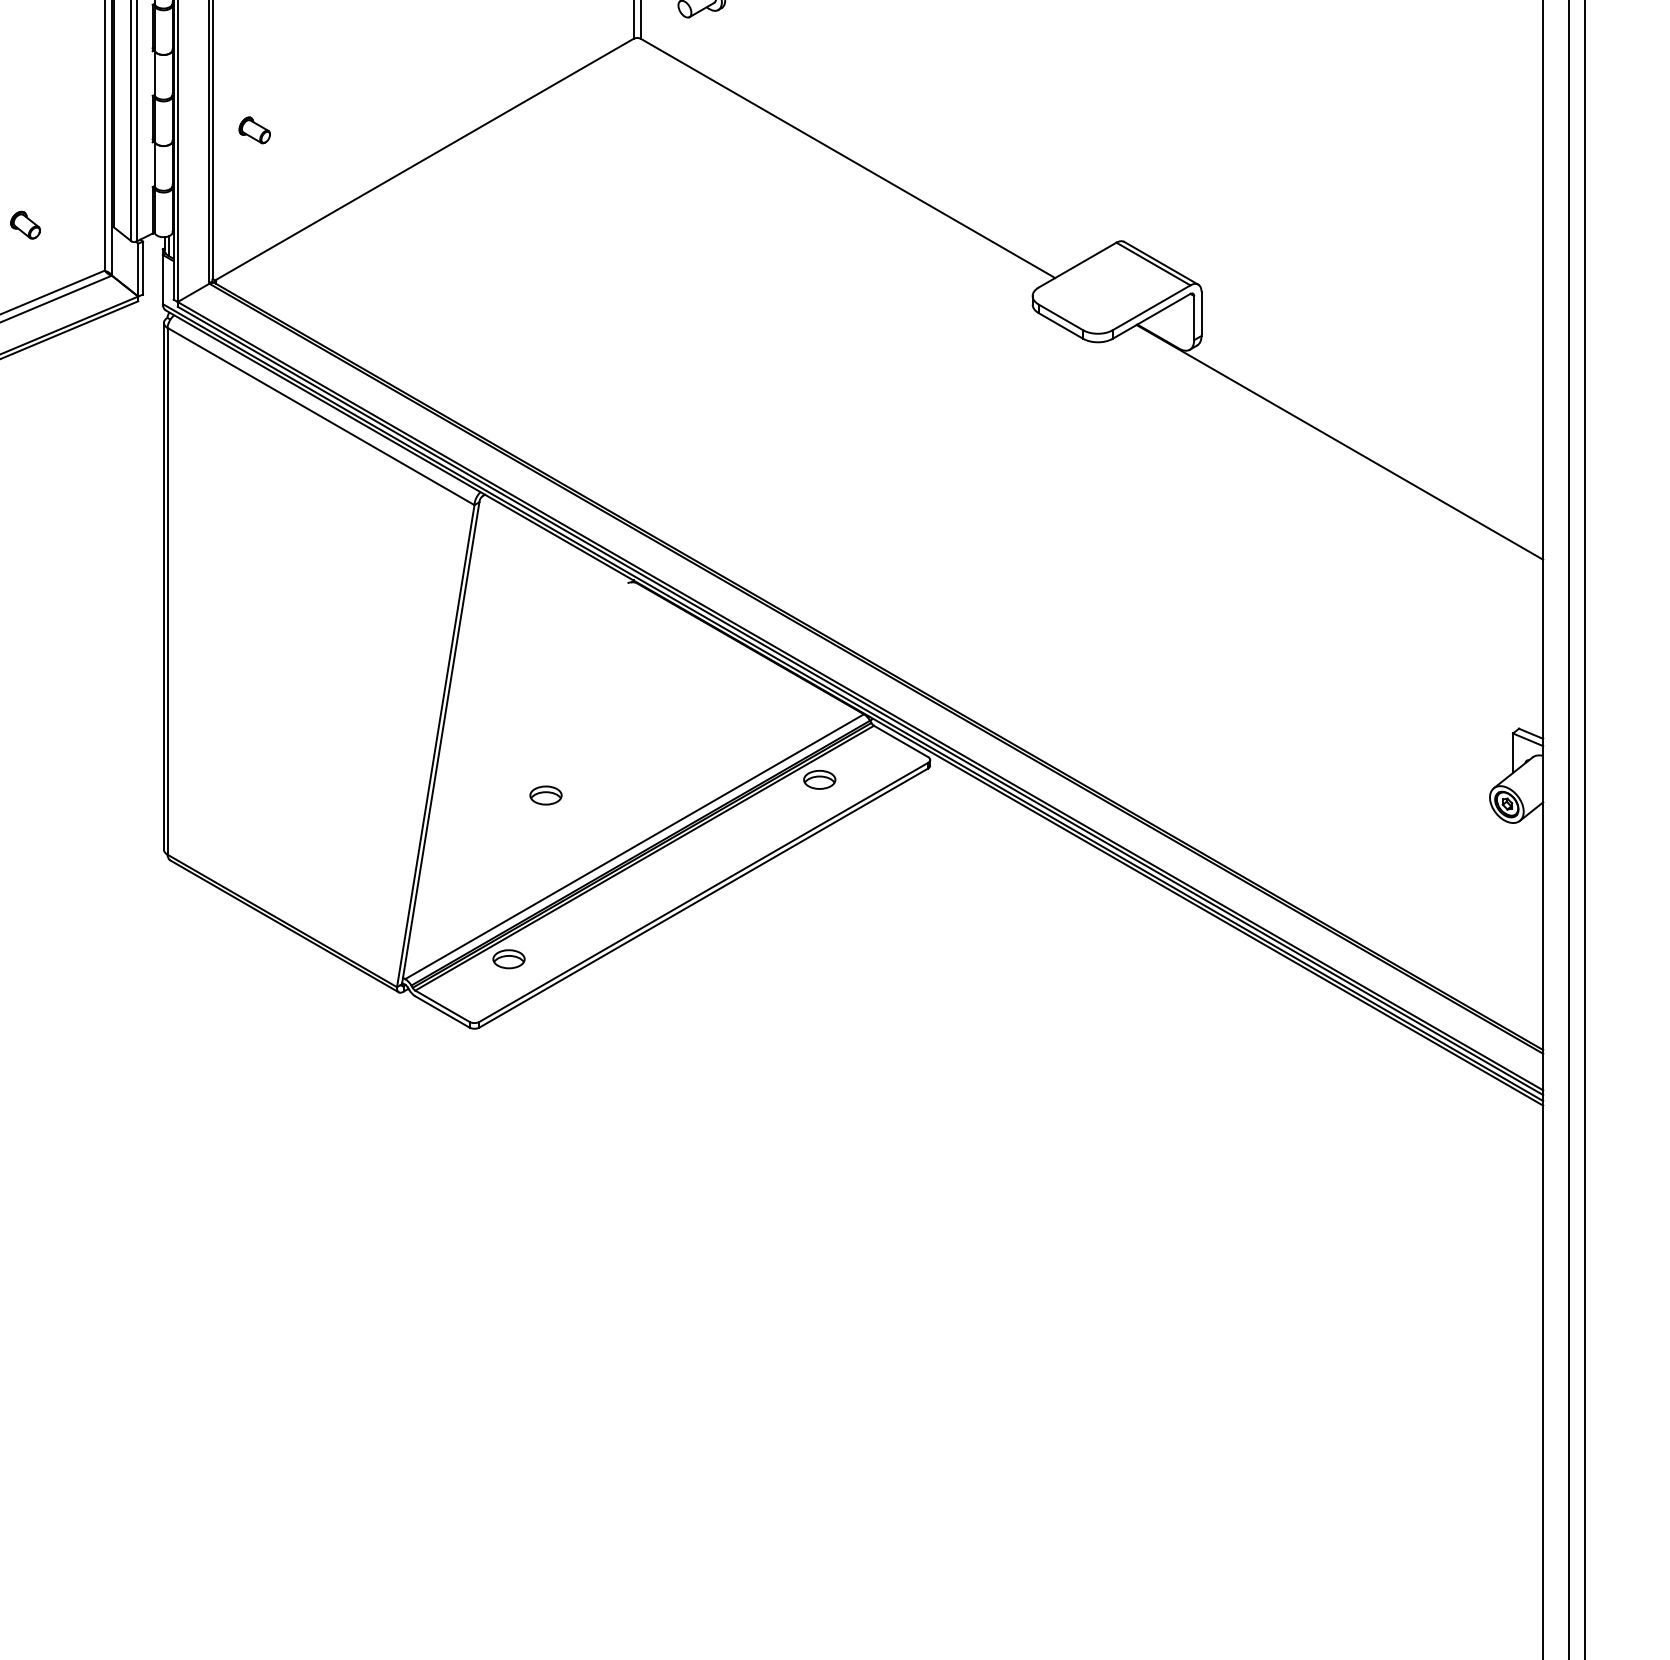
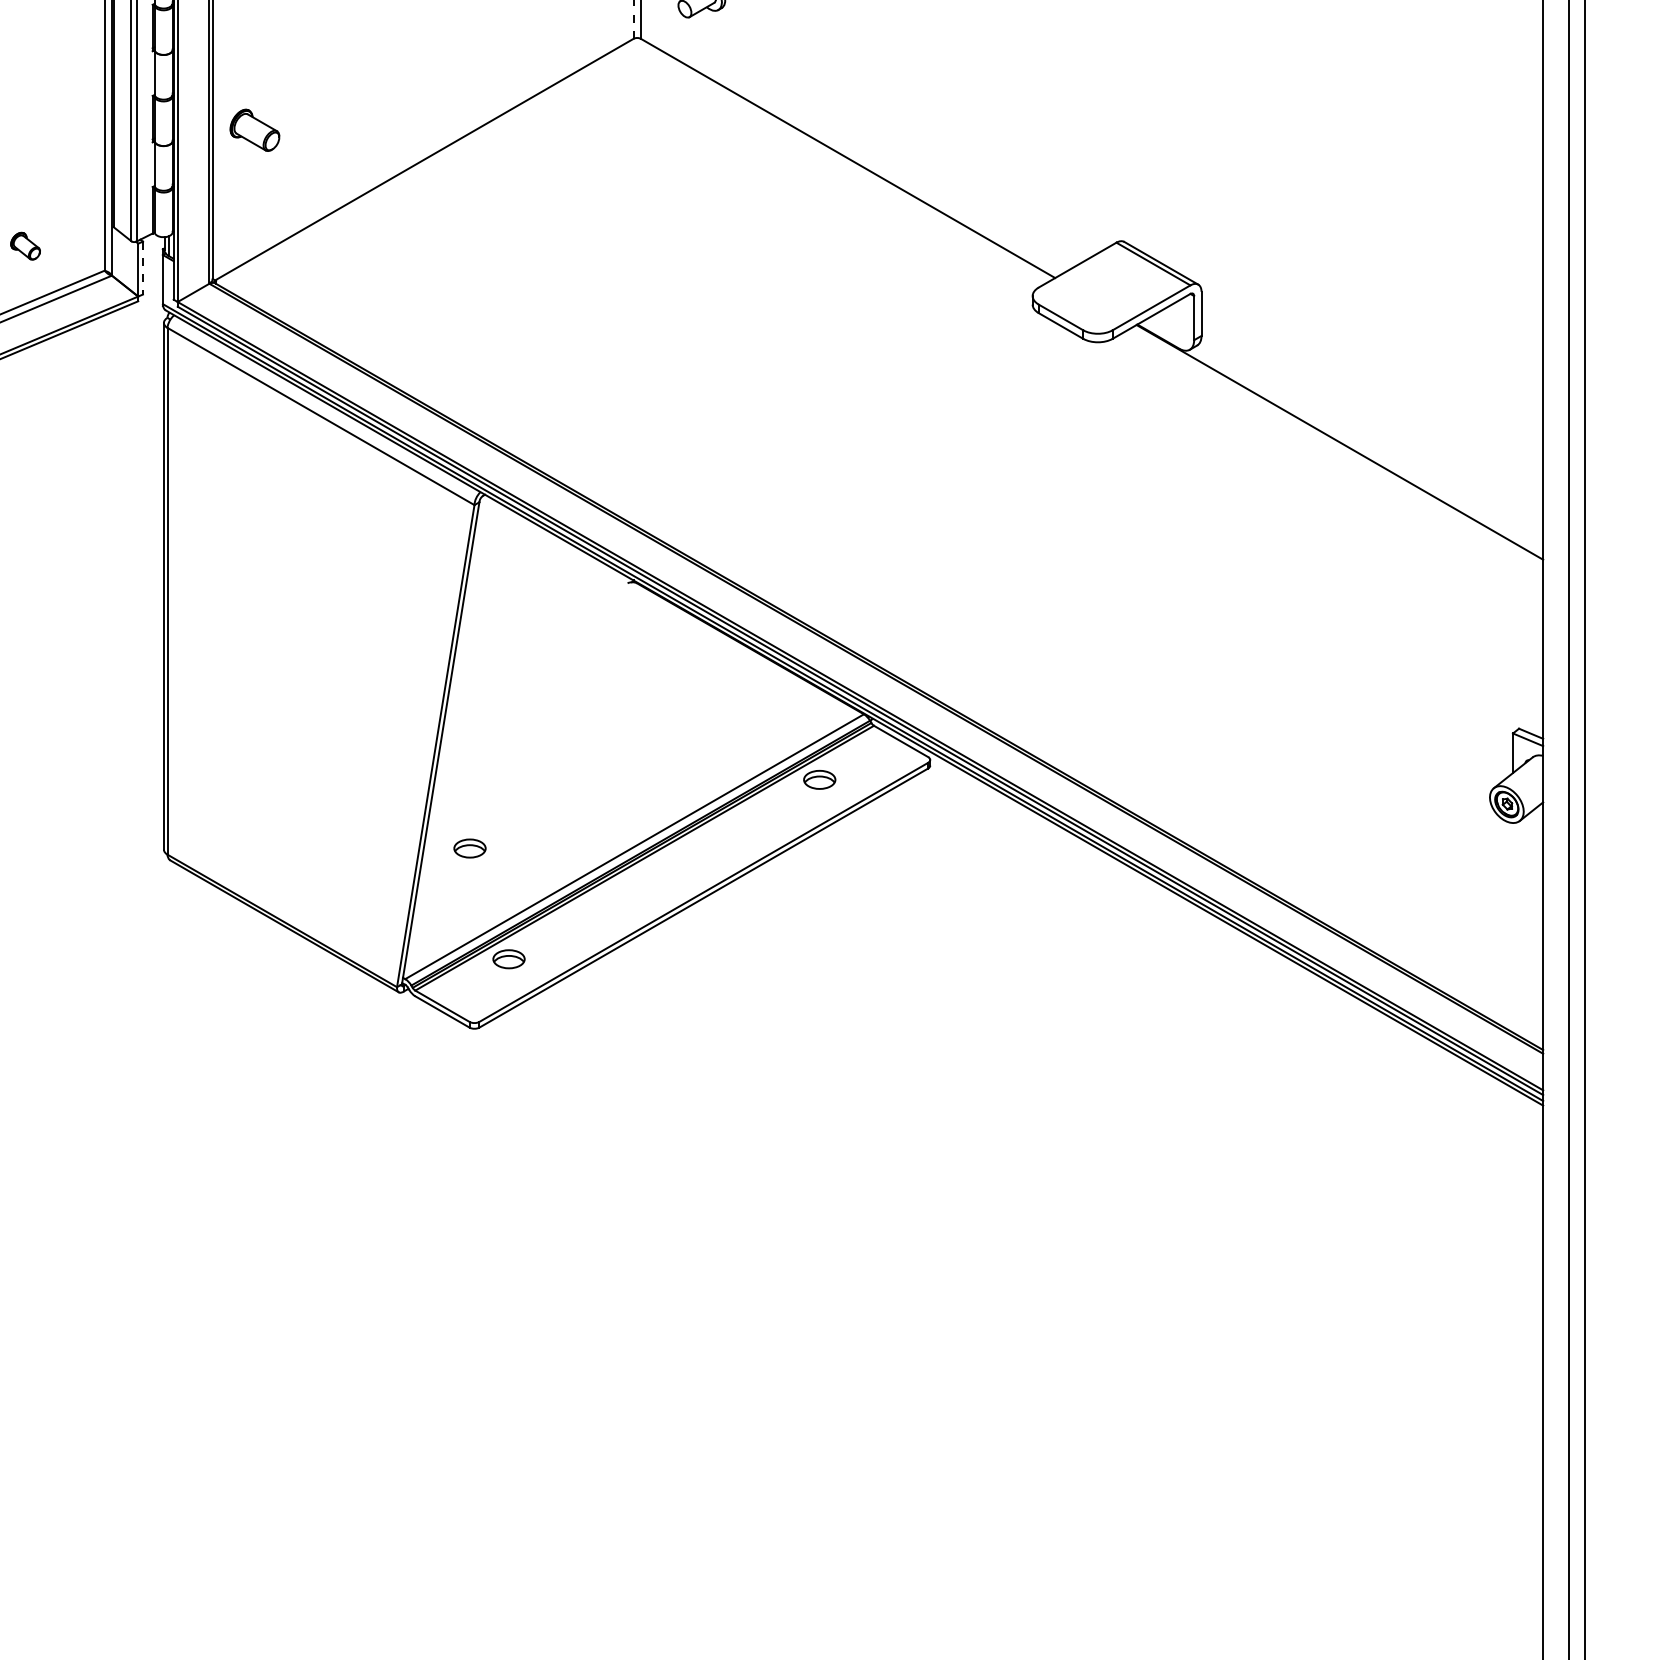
line: solid -> dashed (633, 19)
part size: 33x29 px -> 52x44 px (254, 129)
part position: (25, 224) -> (25, 245) (25, 245)
line: solid -> dashed (142, 268)
part position: (545, 795) -> (469, 848) (469, 848)
